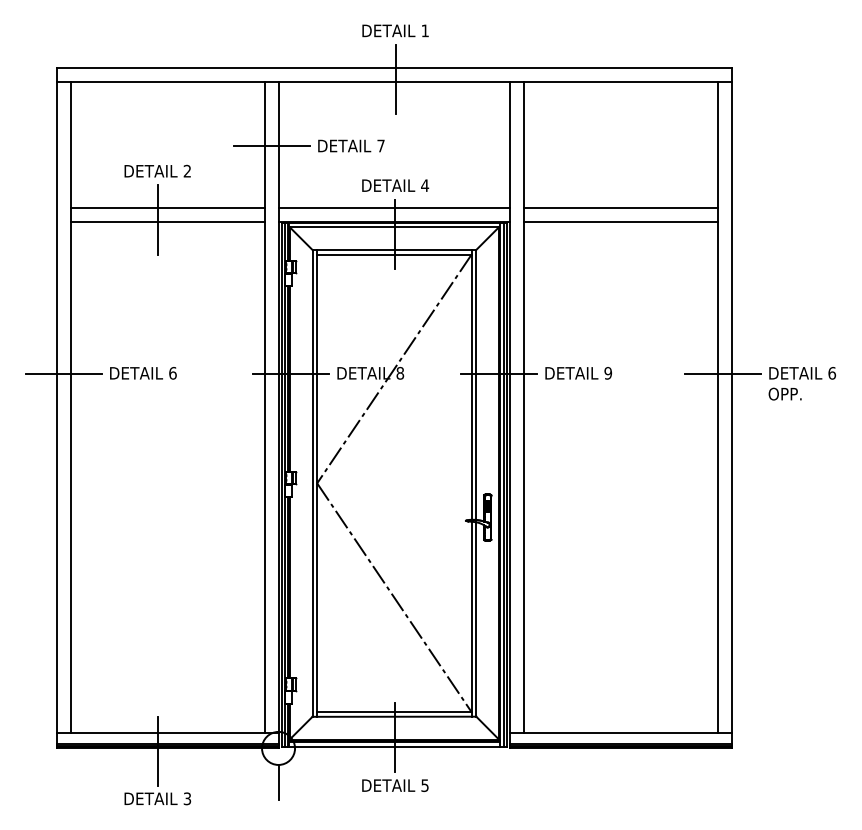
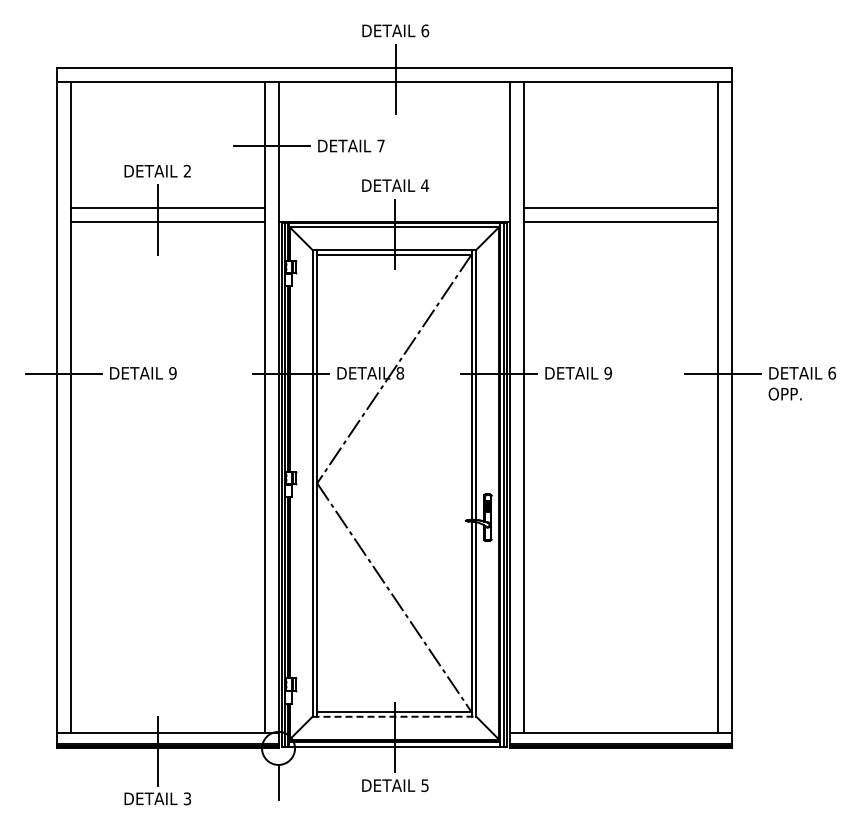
text: 1 -> 6 (425, 30)
line: present -> none (394, 208)
text: 6 -> 9 (172, 373)
line: solid -> dashed (394, 716)
